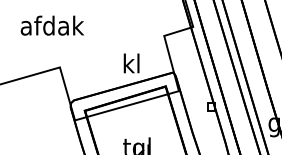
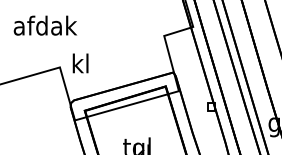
text position: (51, 25) -> (44, 25) (44, 25)
text position: (131, 63) -> (80, 63) (80, 63)
